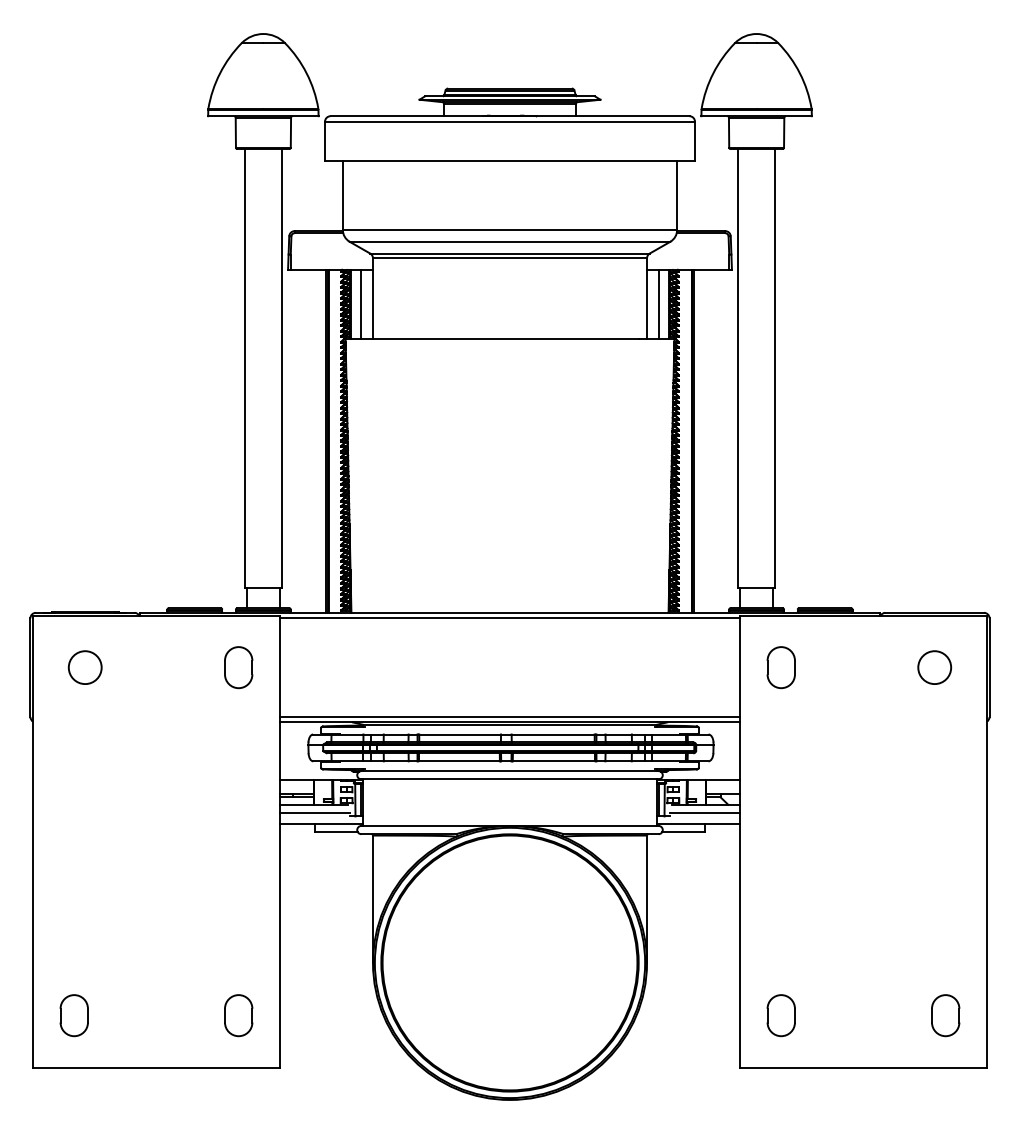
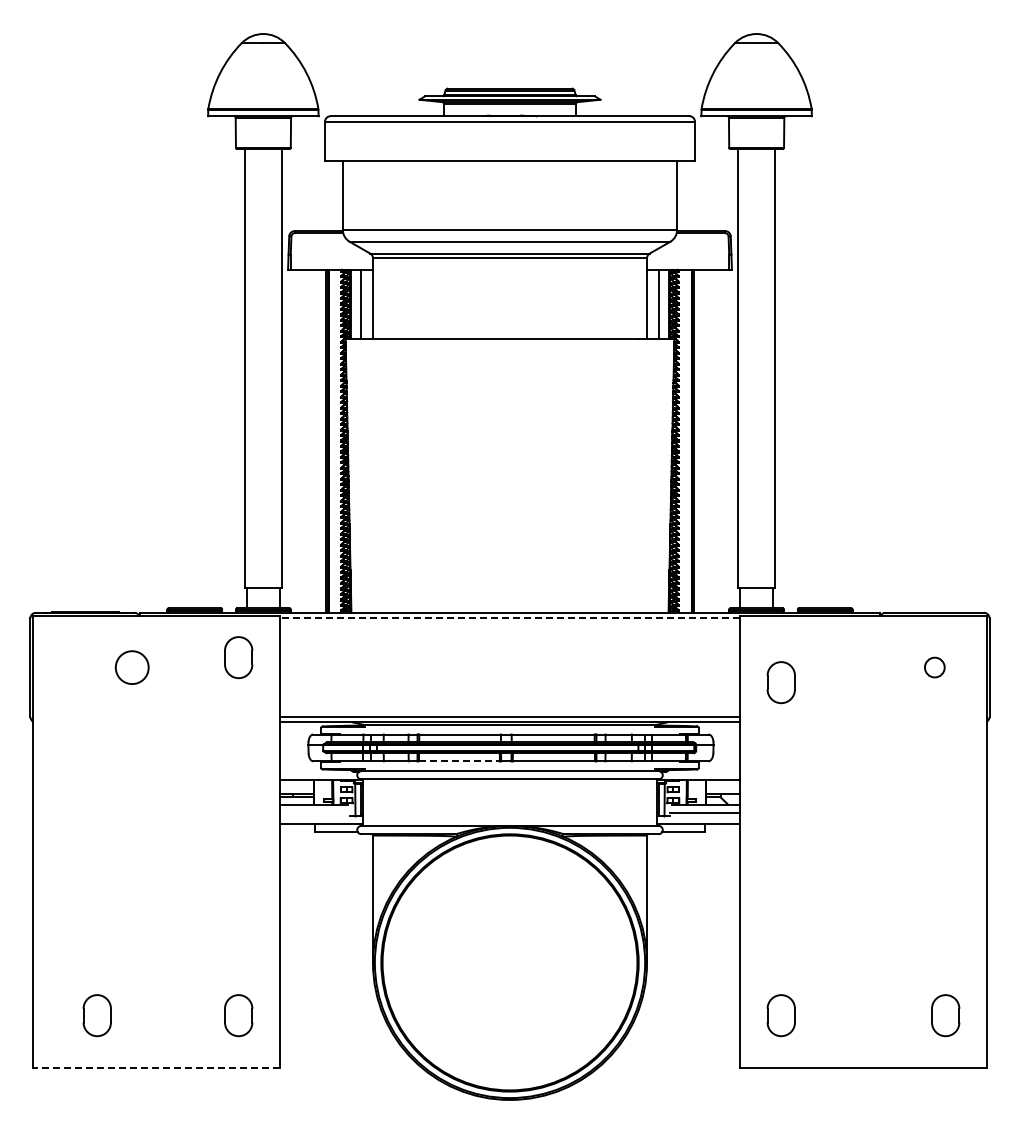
line: solid -> dashed (509, 618)
circle position: (84, 667) -> (131, 667) (131, 667)
part position: (238, 667) -> (238, 657) (238, 657)
part position: (780, 667) -> (780, 682) (780, 682)
circle size: 36x35 px -> 22x23 px (934, 667)
line: solid -> dashed (460, 761)
line: present -> none (314, 812)
part position: (73, 1015) -> (96, 1015) (96, 1015)
line: solid -> dashed (155, 1067)
